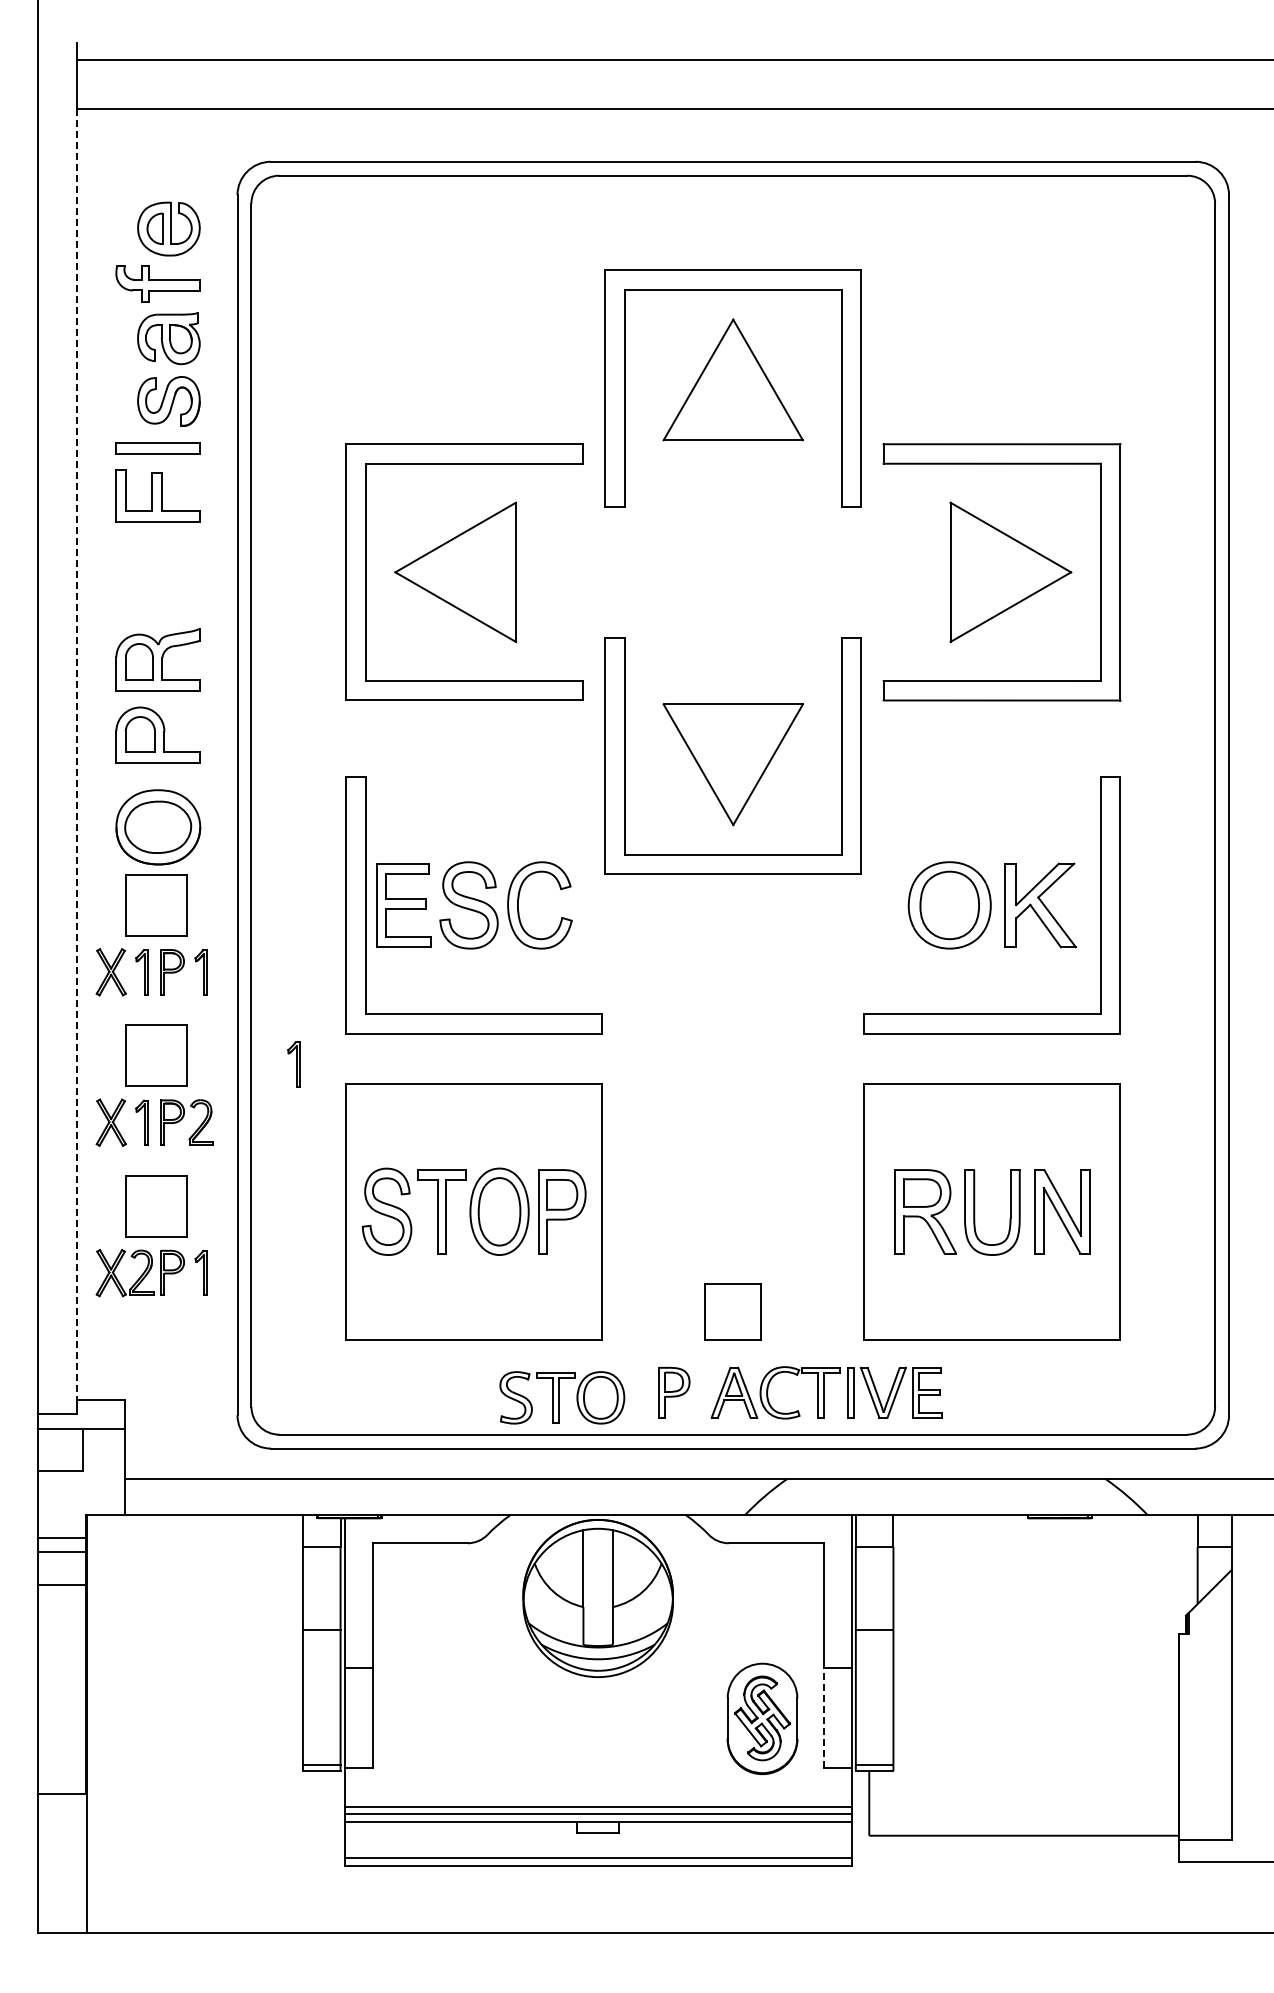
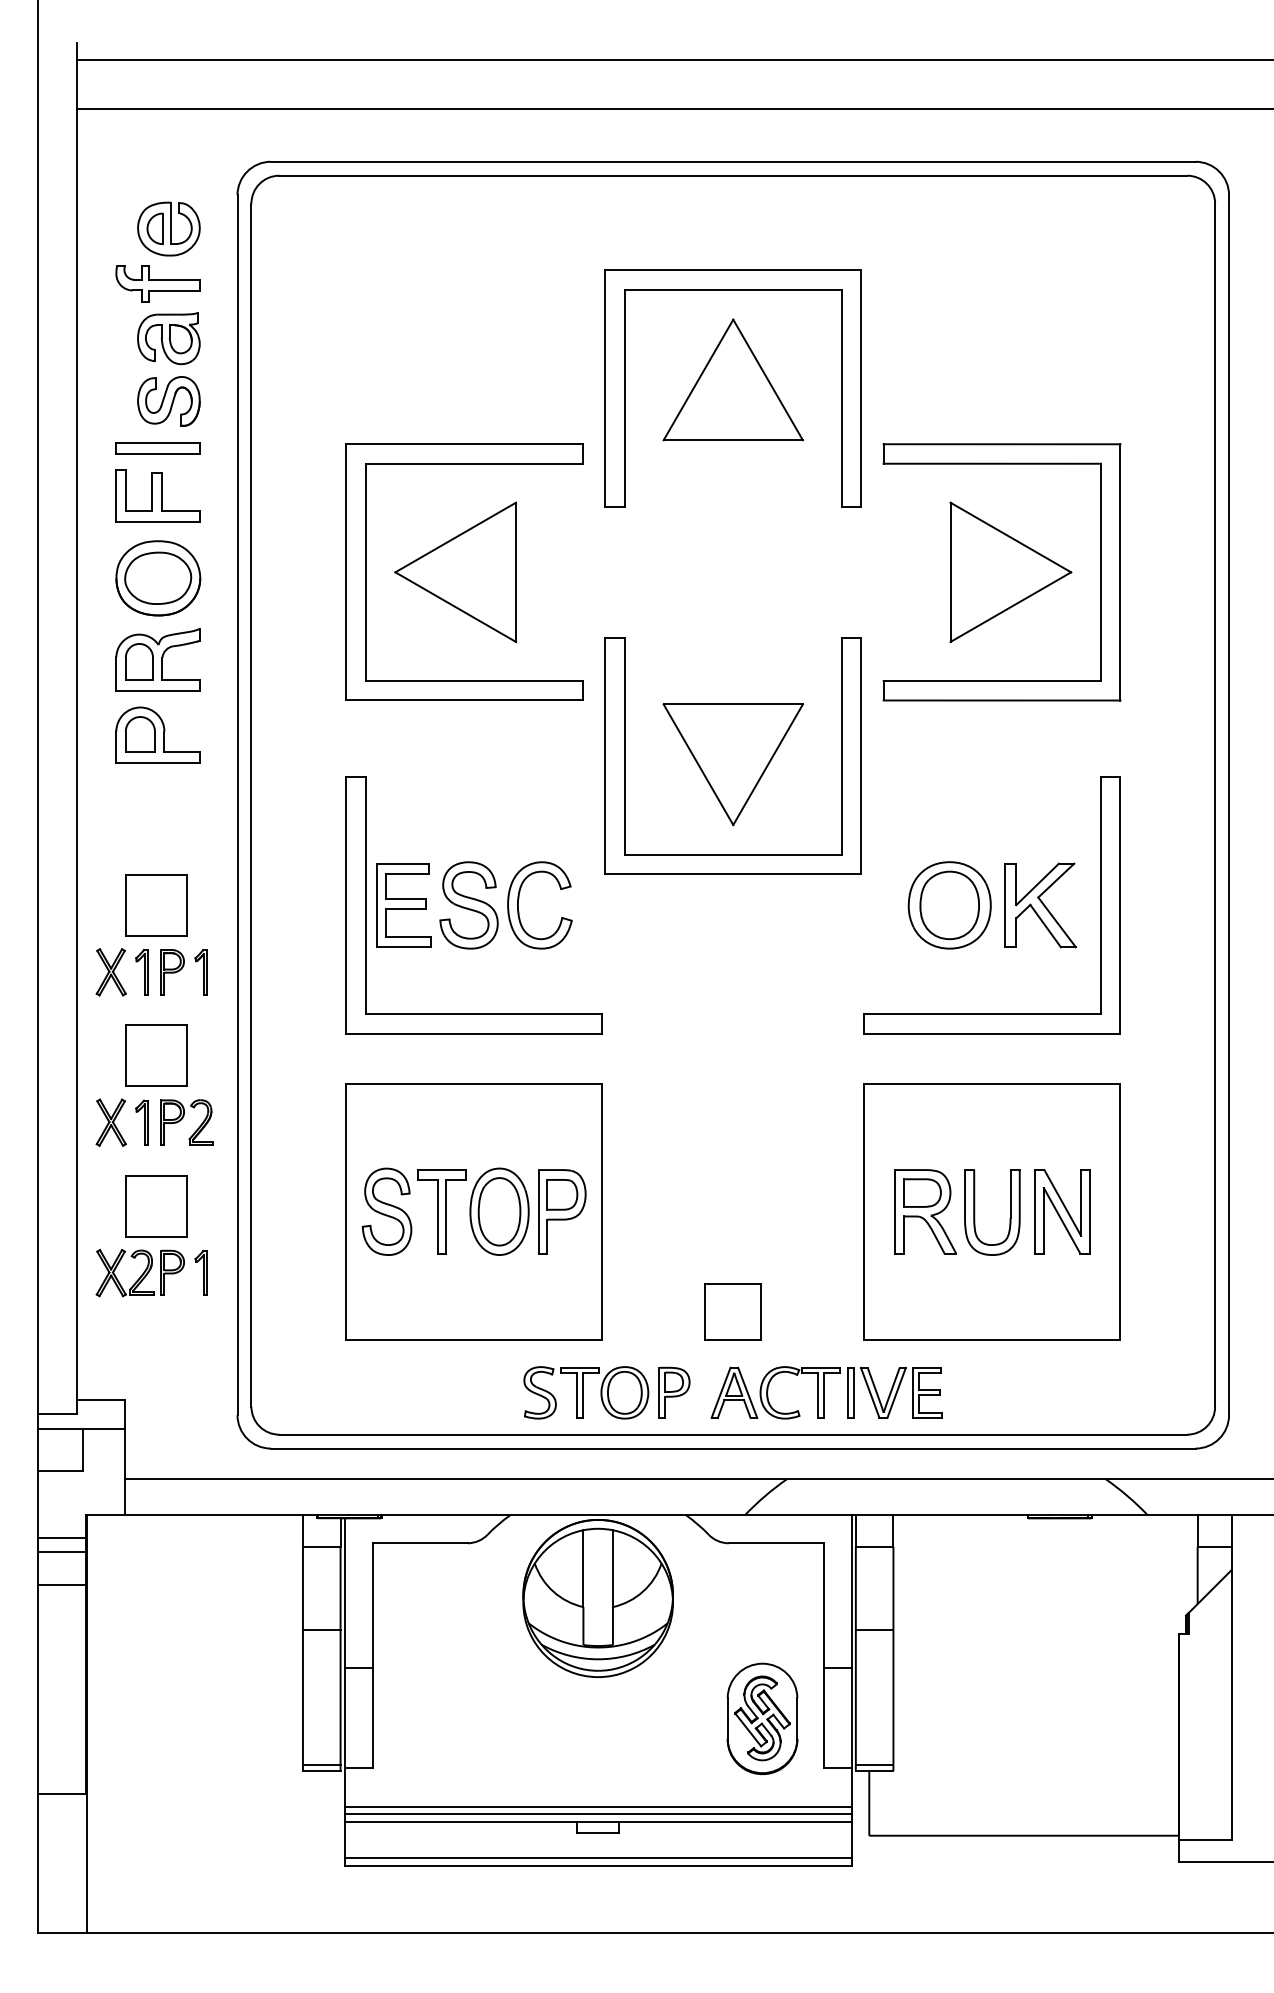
line: dashed -> solid (77, 754)
part position: (158, 827) -> (158, 578) (158, 578)
part: present -> none (293, 1064)
part position: (562, 1397) -> (586, 1392) (586, 1392)
line: dashed -> solid (823, 1717)
